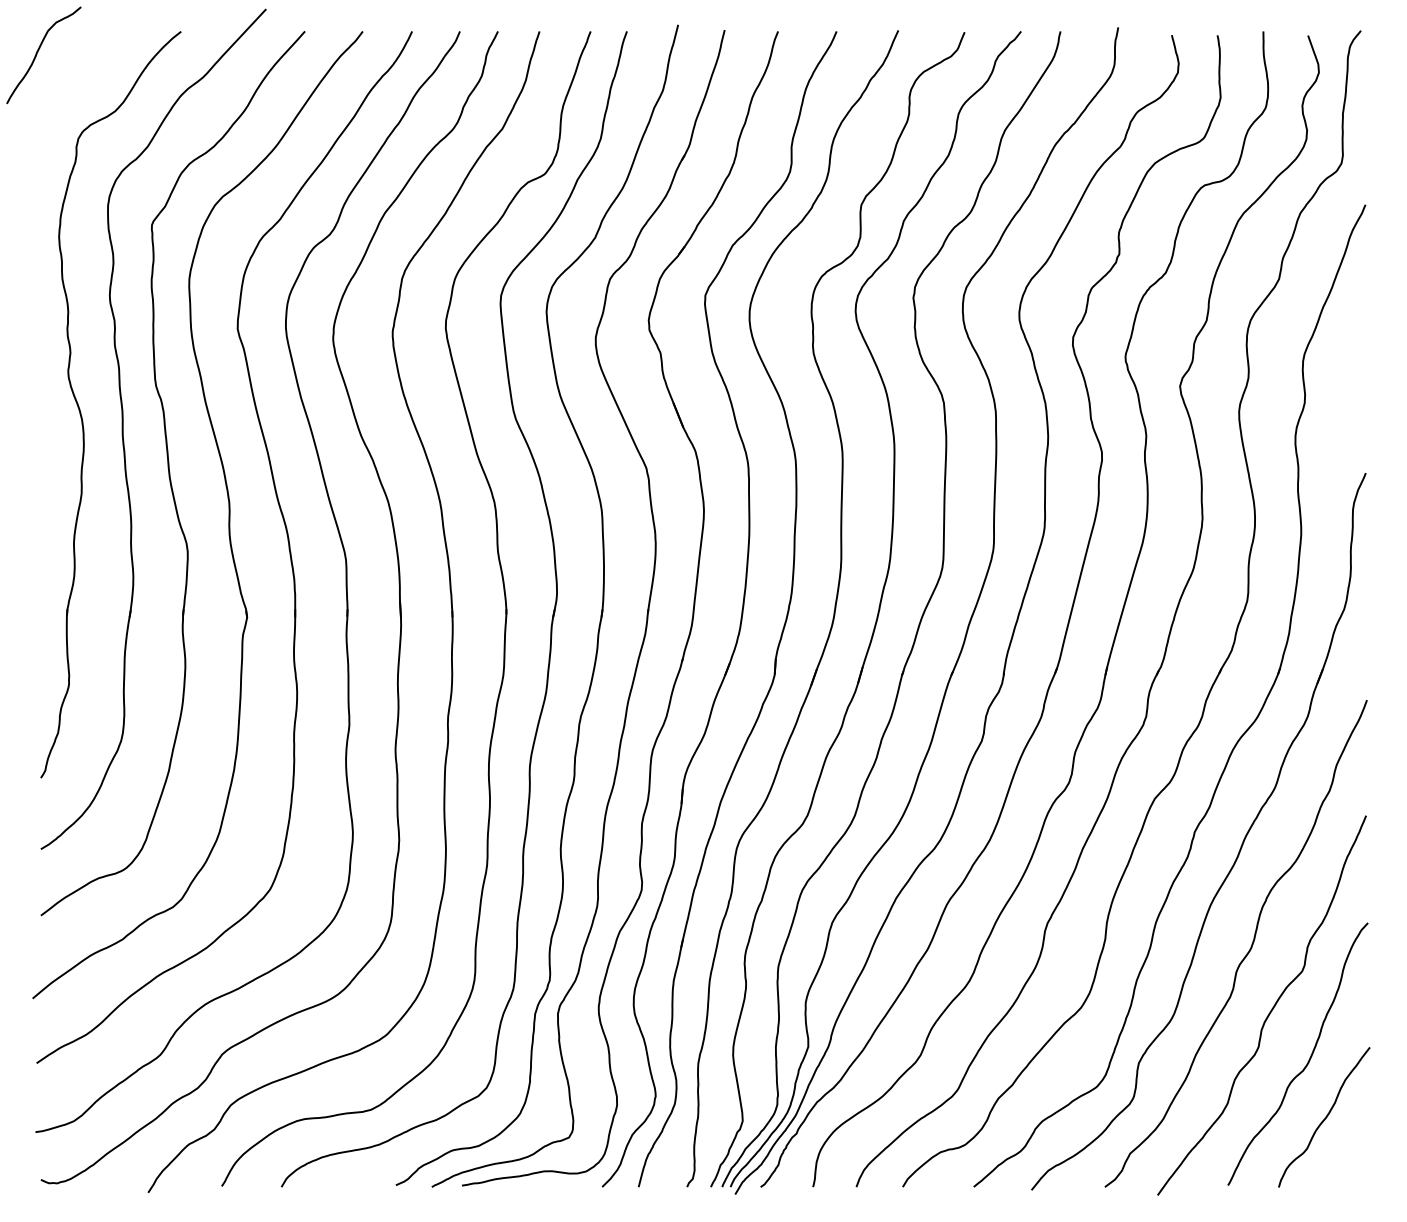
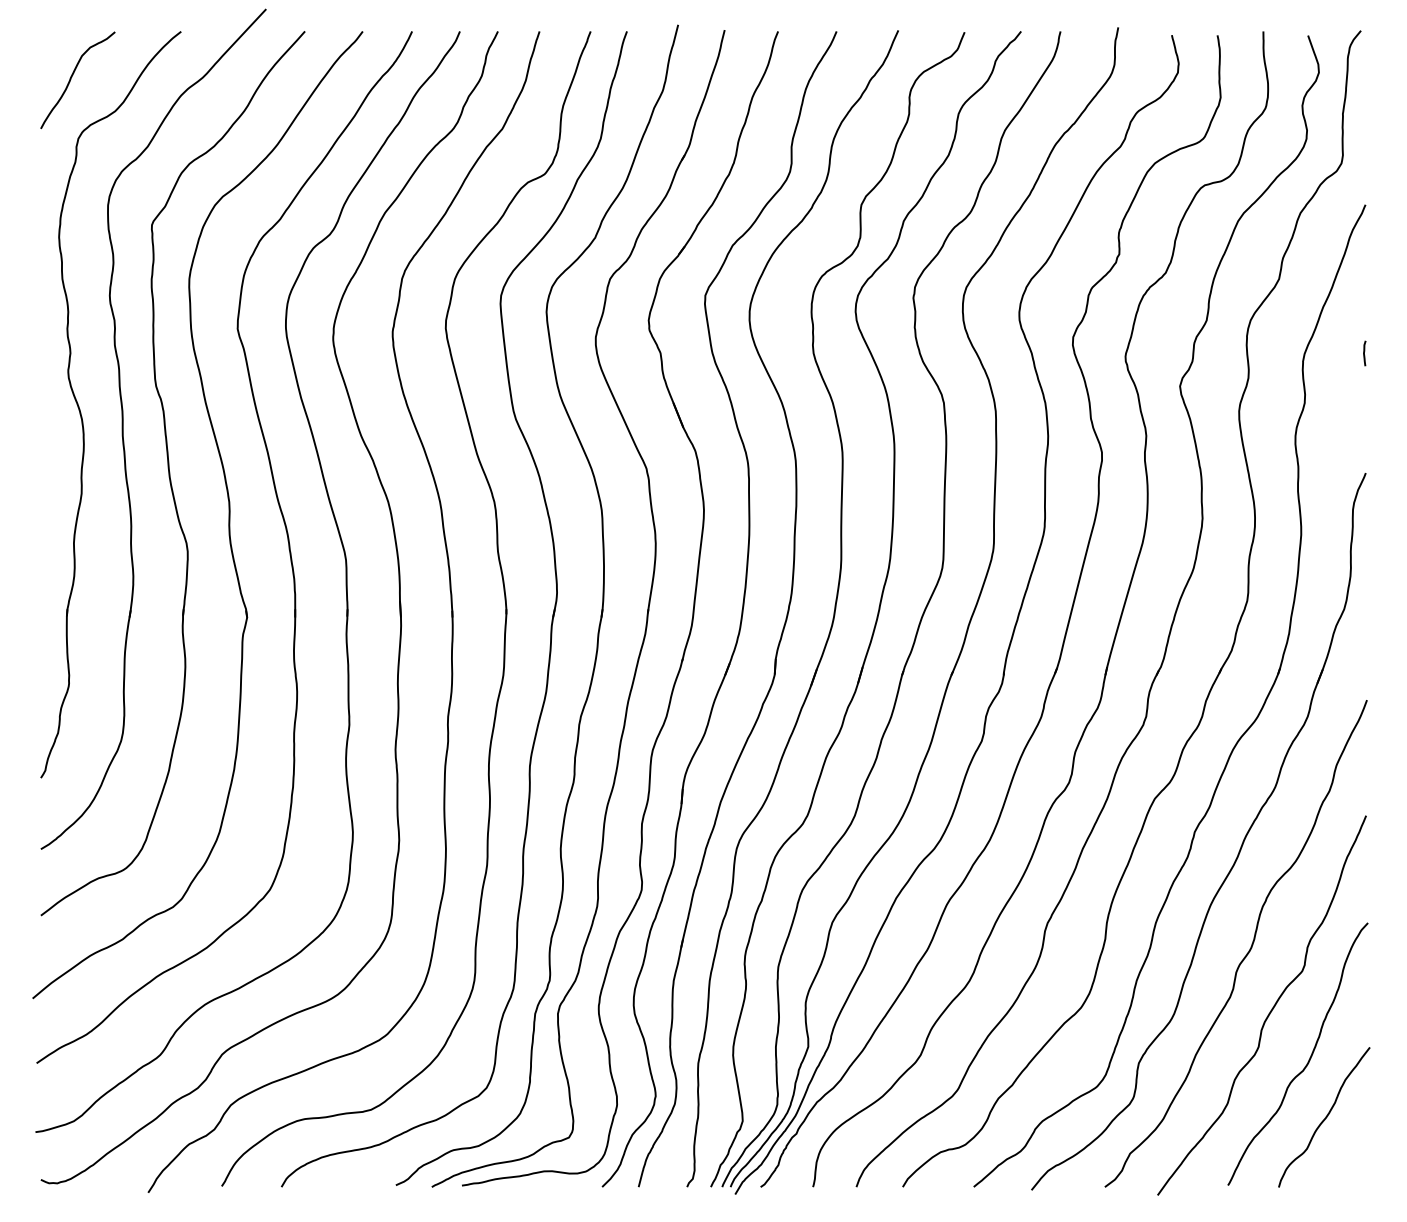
curve position: (38, 52) -> (72, 77) (72, 77)
line: none -> present (1364, 353)
